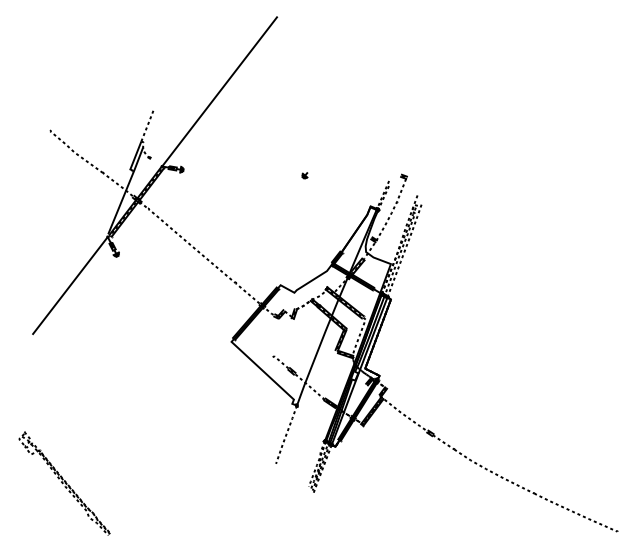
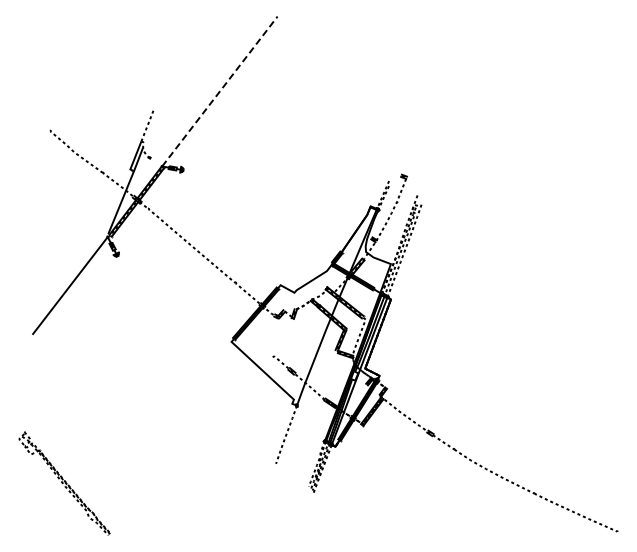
line: solid -> dashed (219, 91)
part: present -> none (304, 175)
